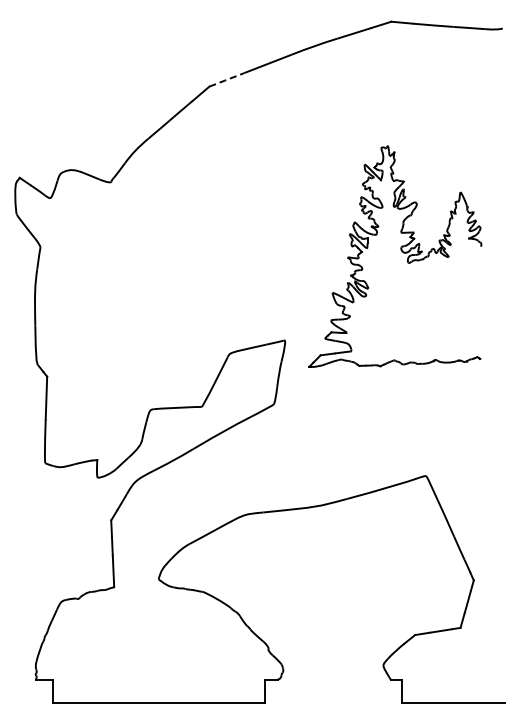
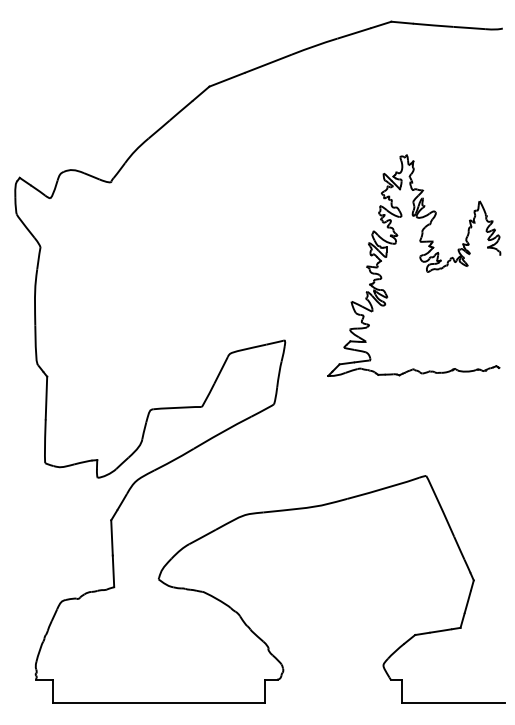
line: dashed -> solid (227, 79)
part position: (400, 250) -> (419, 259) (419, 259)
